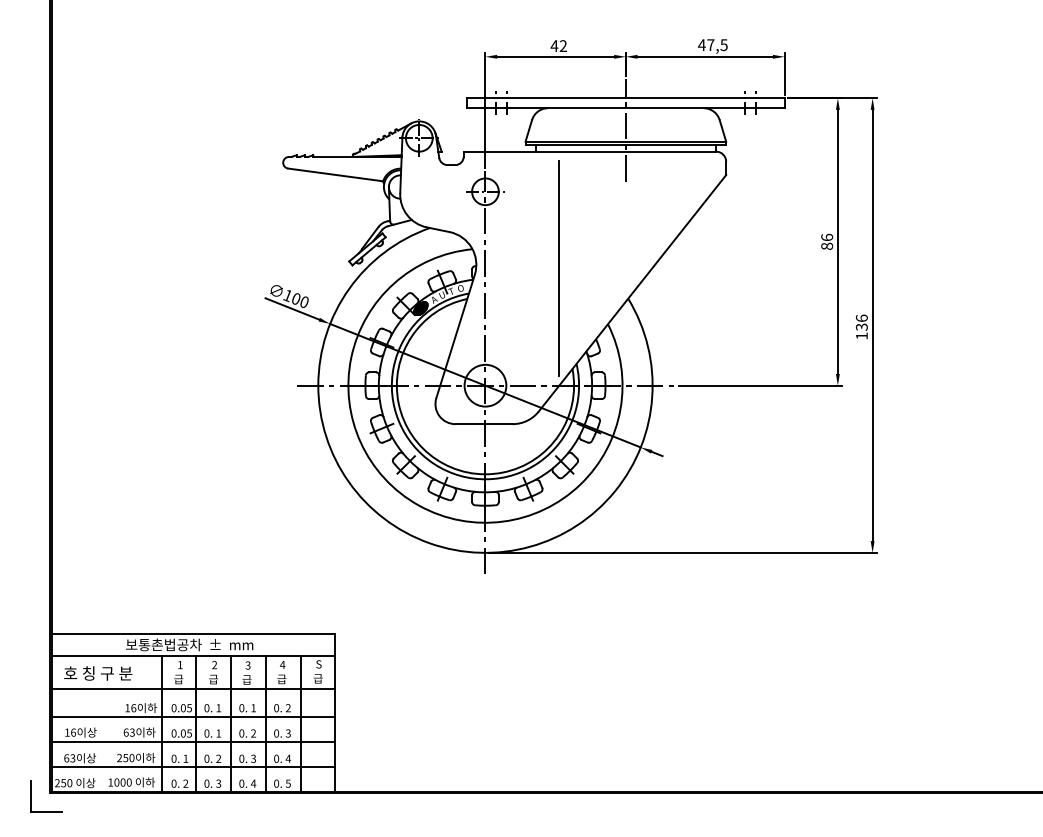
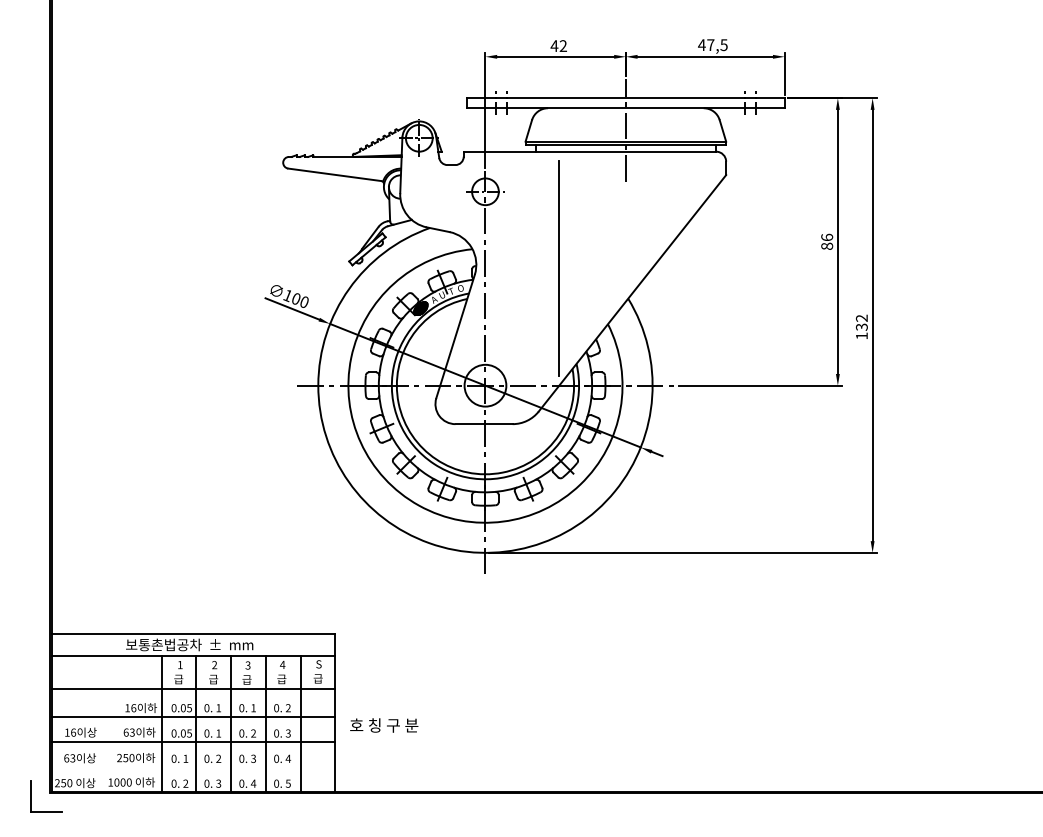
text: 136 -> 132 (861, 317)
text position: (98, 673) -> (384, 725) (384, 725)
line: present -> none (193, 766)
